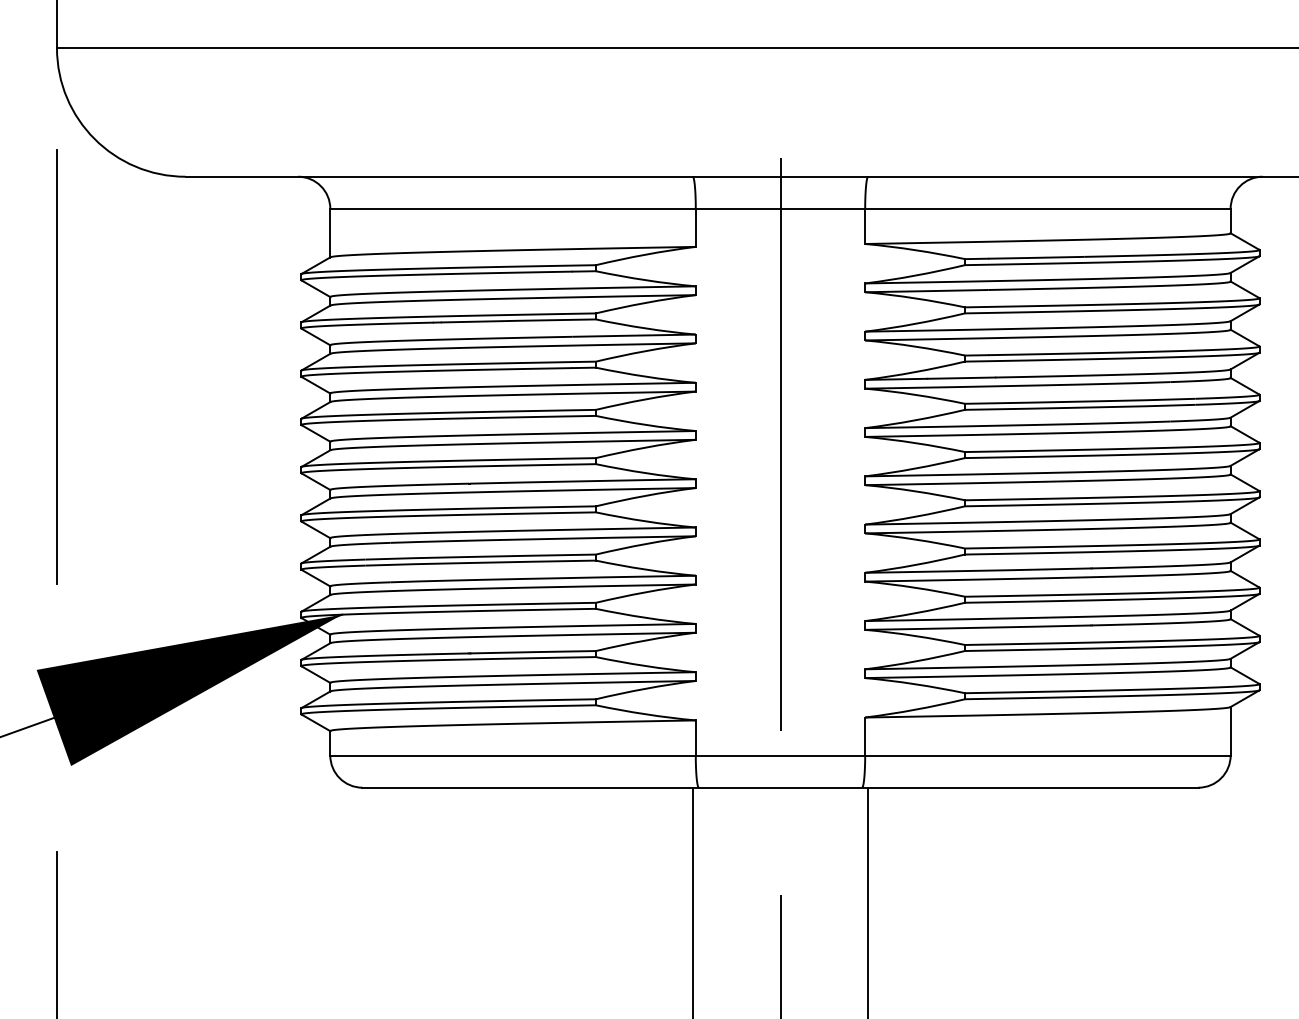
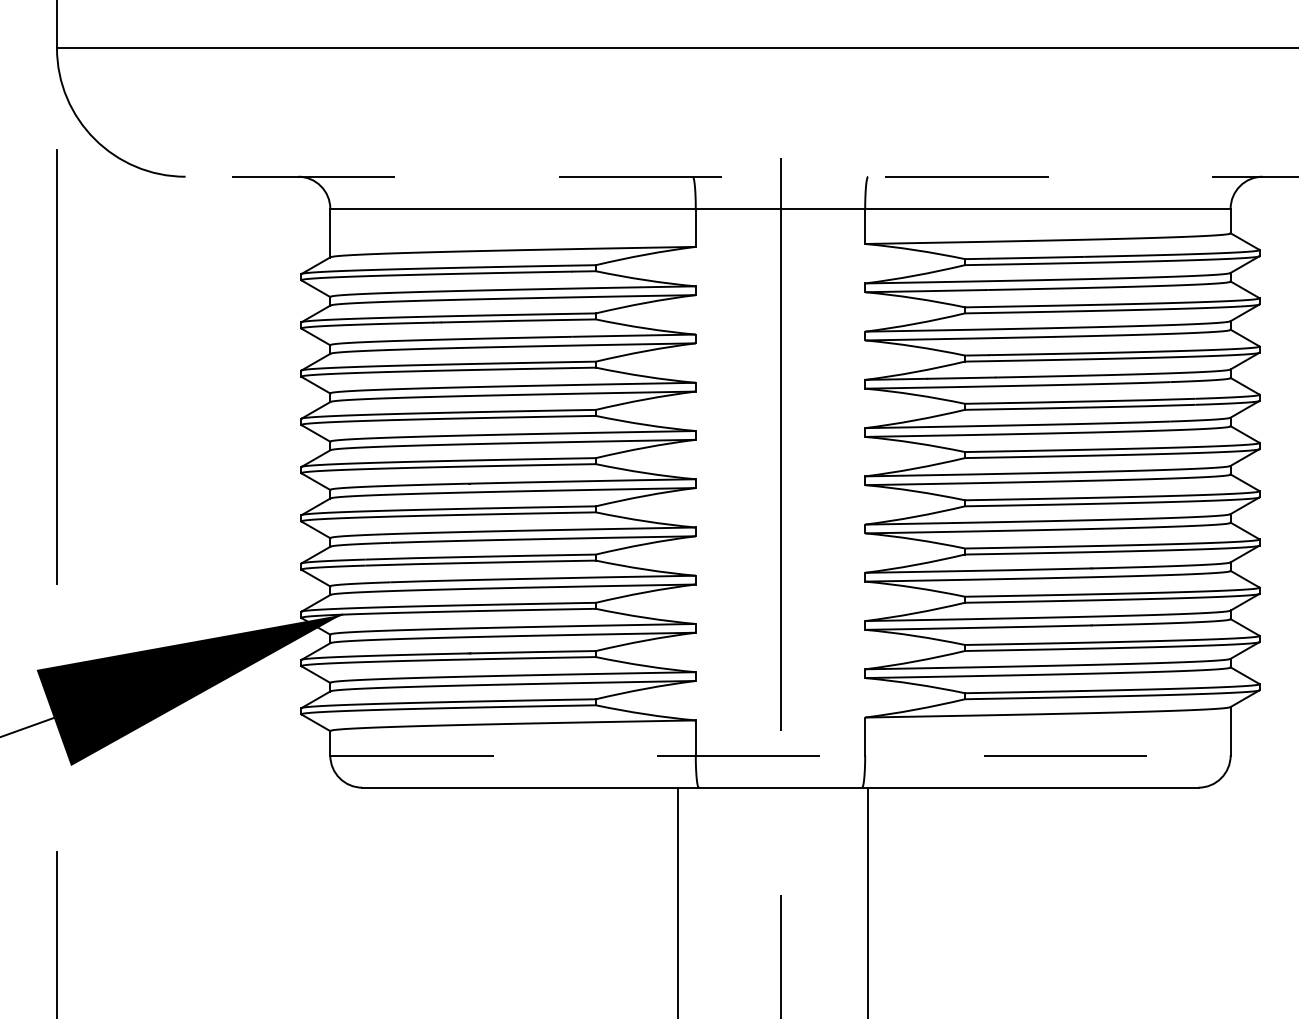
line: solid -> dashed (741, 176)
line: solid -> dashed (780, 755)
line position: (692, 901) -> (677, 901) (677, 901)
